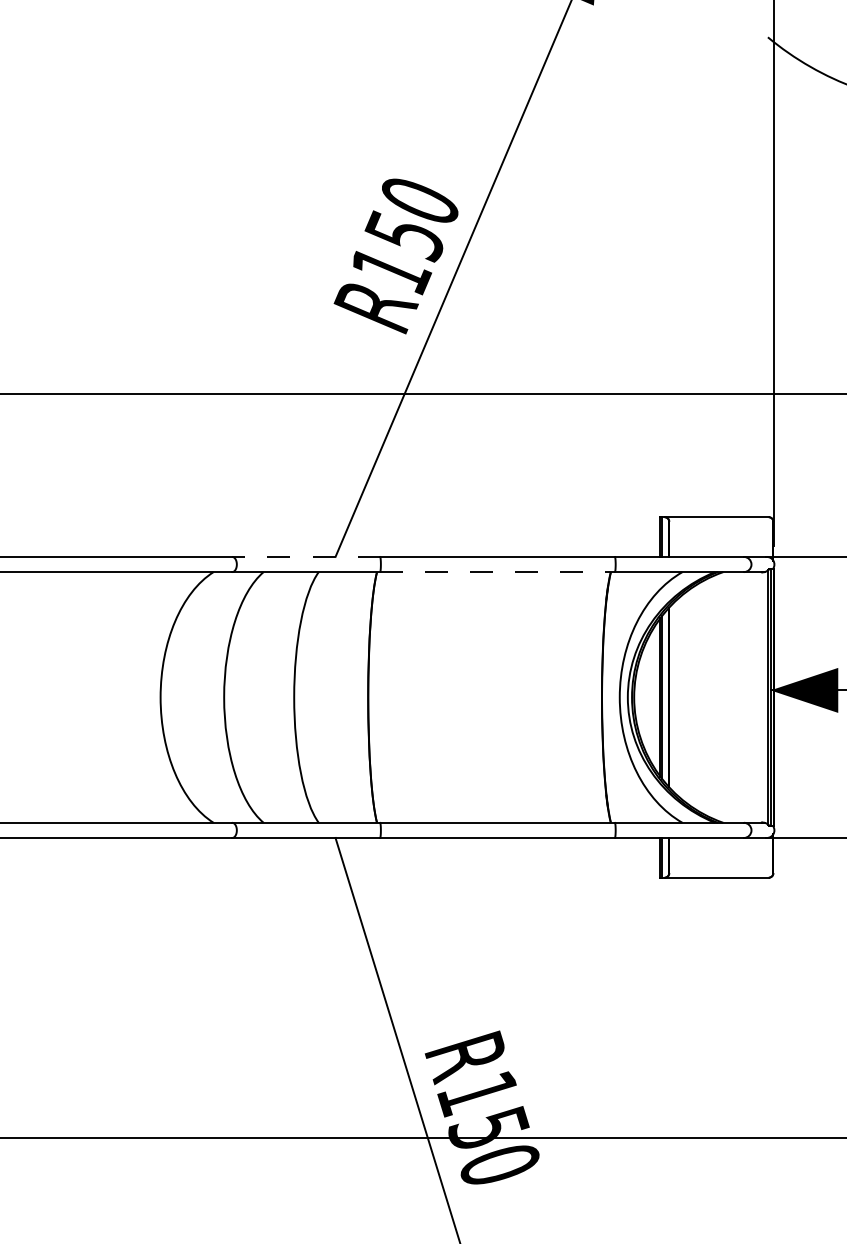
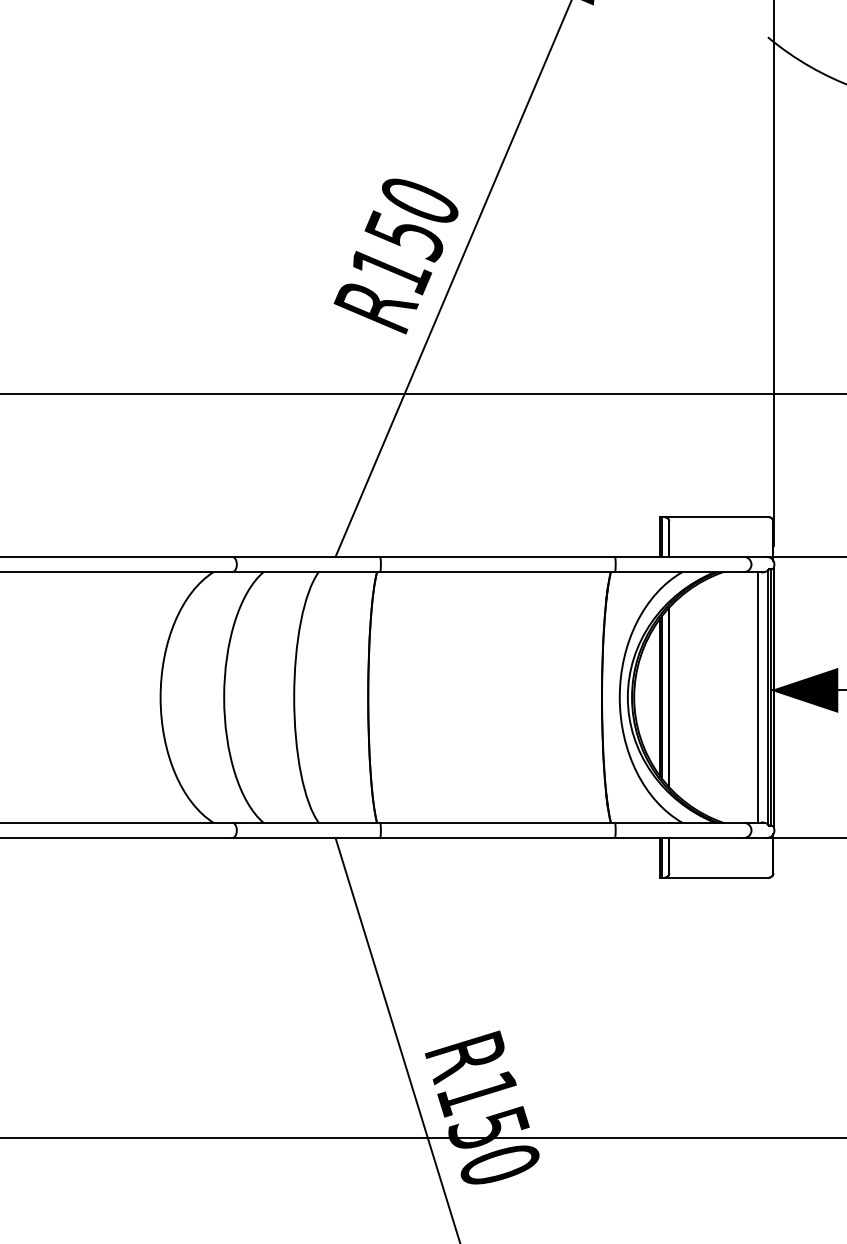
line: dashed -> solid (306, 556)
line: dashed -> solid (498, 572)
line: none -> present (758, 697)
